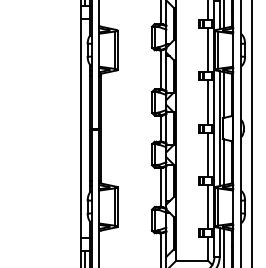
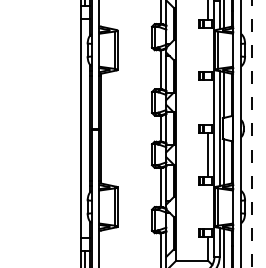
line: present -> none (207, 50)
line: present -> none (207, 102)
line: solid -> dashed (251, 133)
line: present -> none (207, 206)
